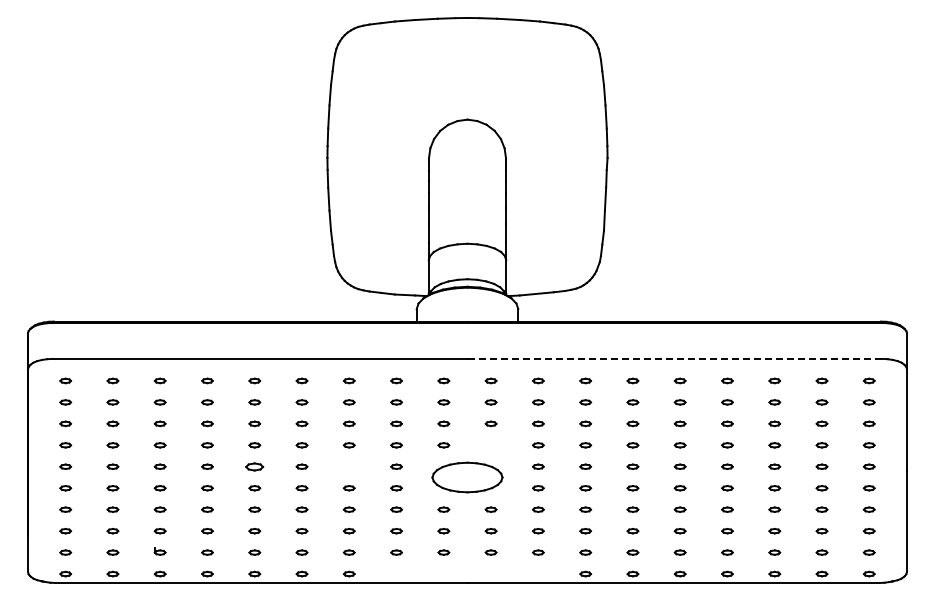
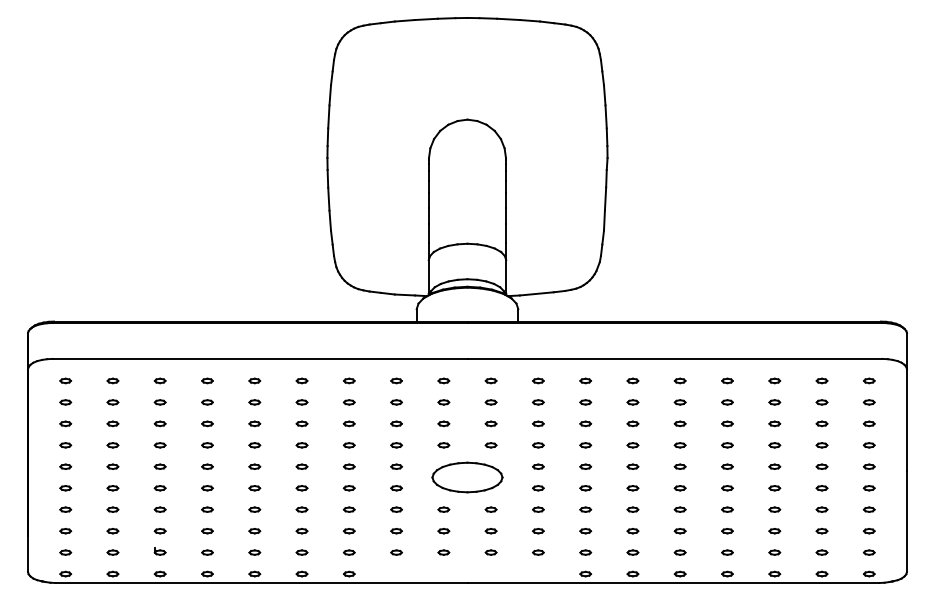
line: dashed -> solid (675, 358)
part: none -> present (490, 445)
part size: 20x10 px -> 14x7 px (254, 466)
part: none -> present (348, 466)
